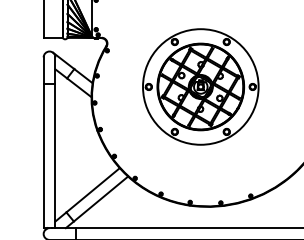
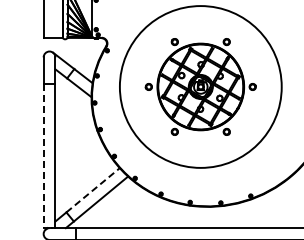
circle diameter: 116 px -> 162 px (200, 86)
line: solid -> dashed (43, 156)
line: solid -> dashed (93, 190)
